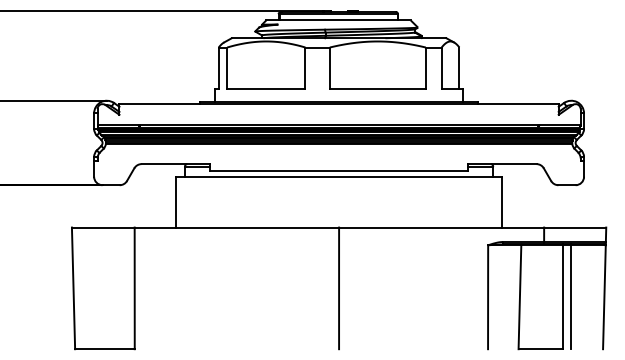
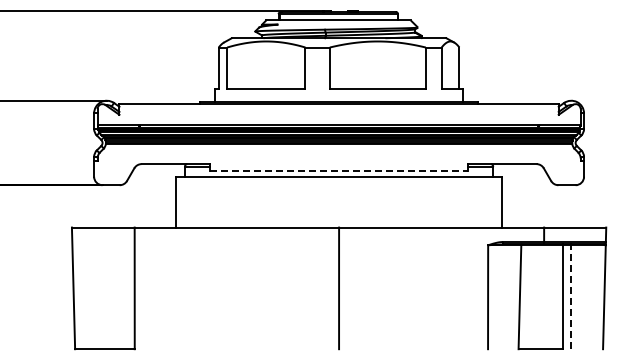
line: solid -> dashed (339, 170)
line: solid -> dashed (571, 297)
